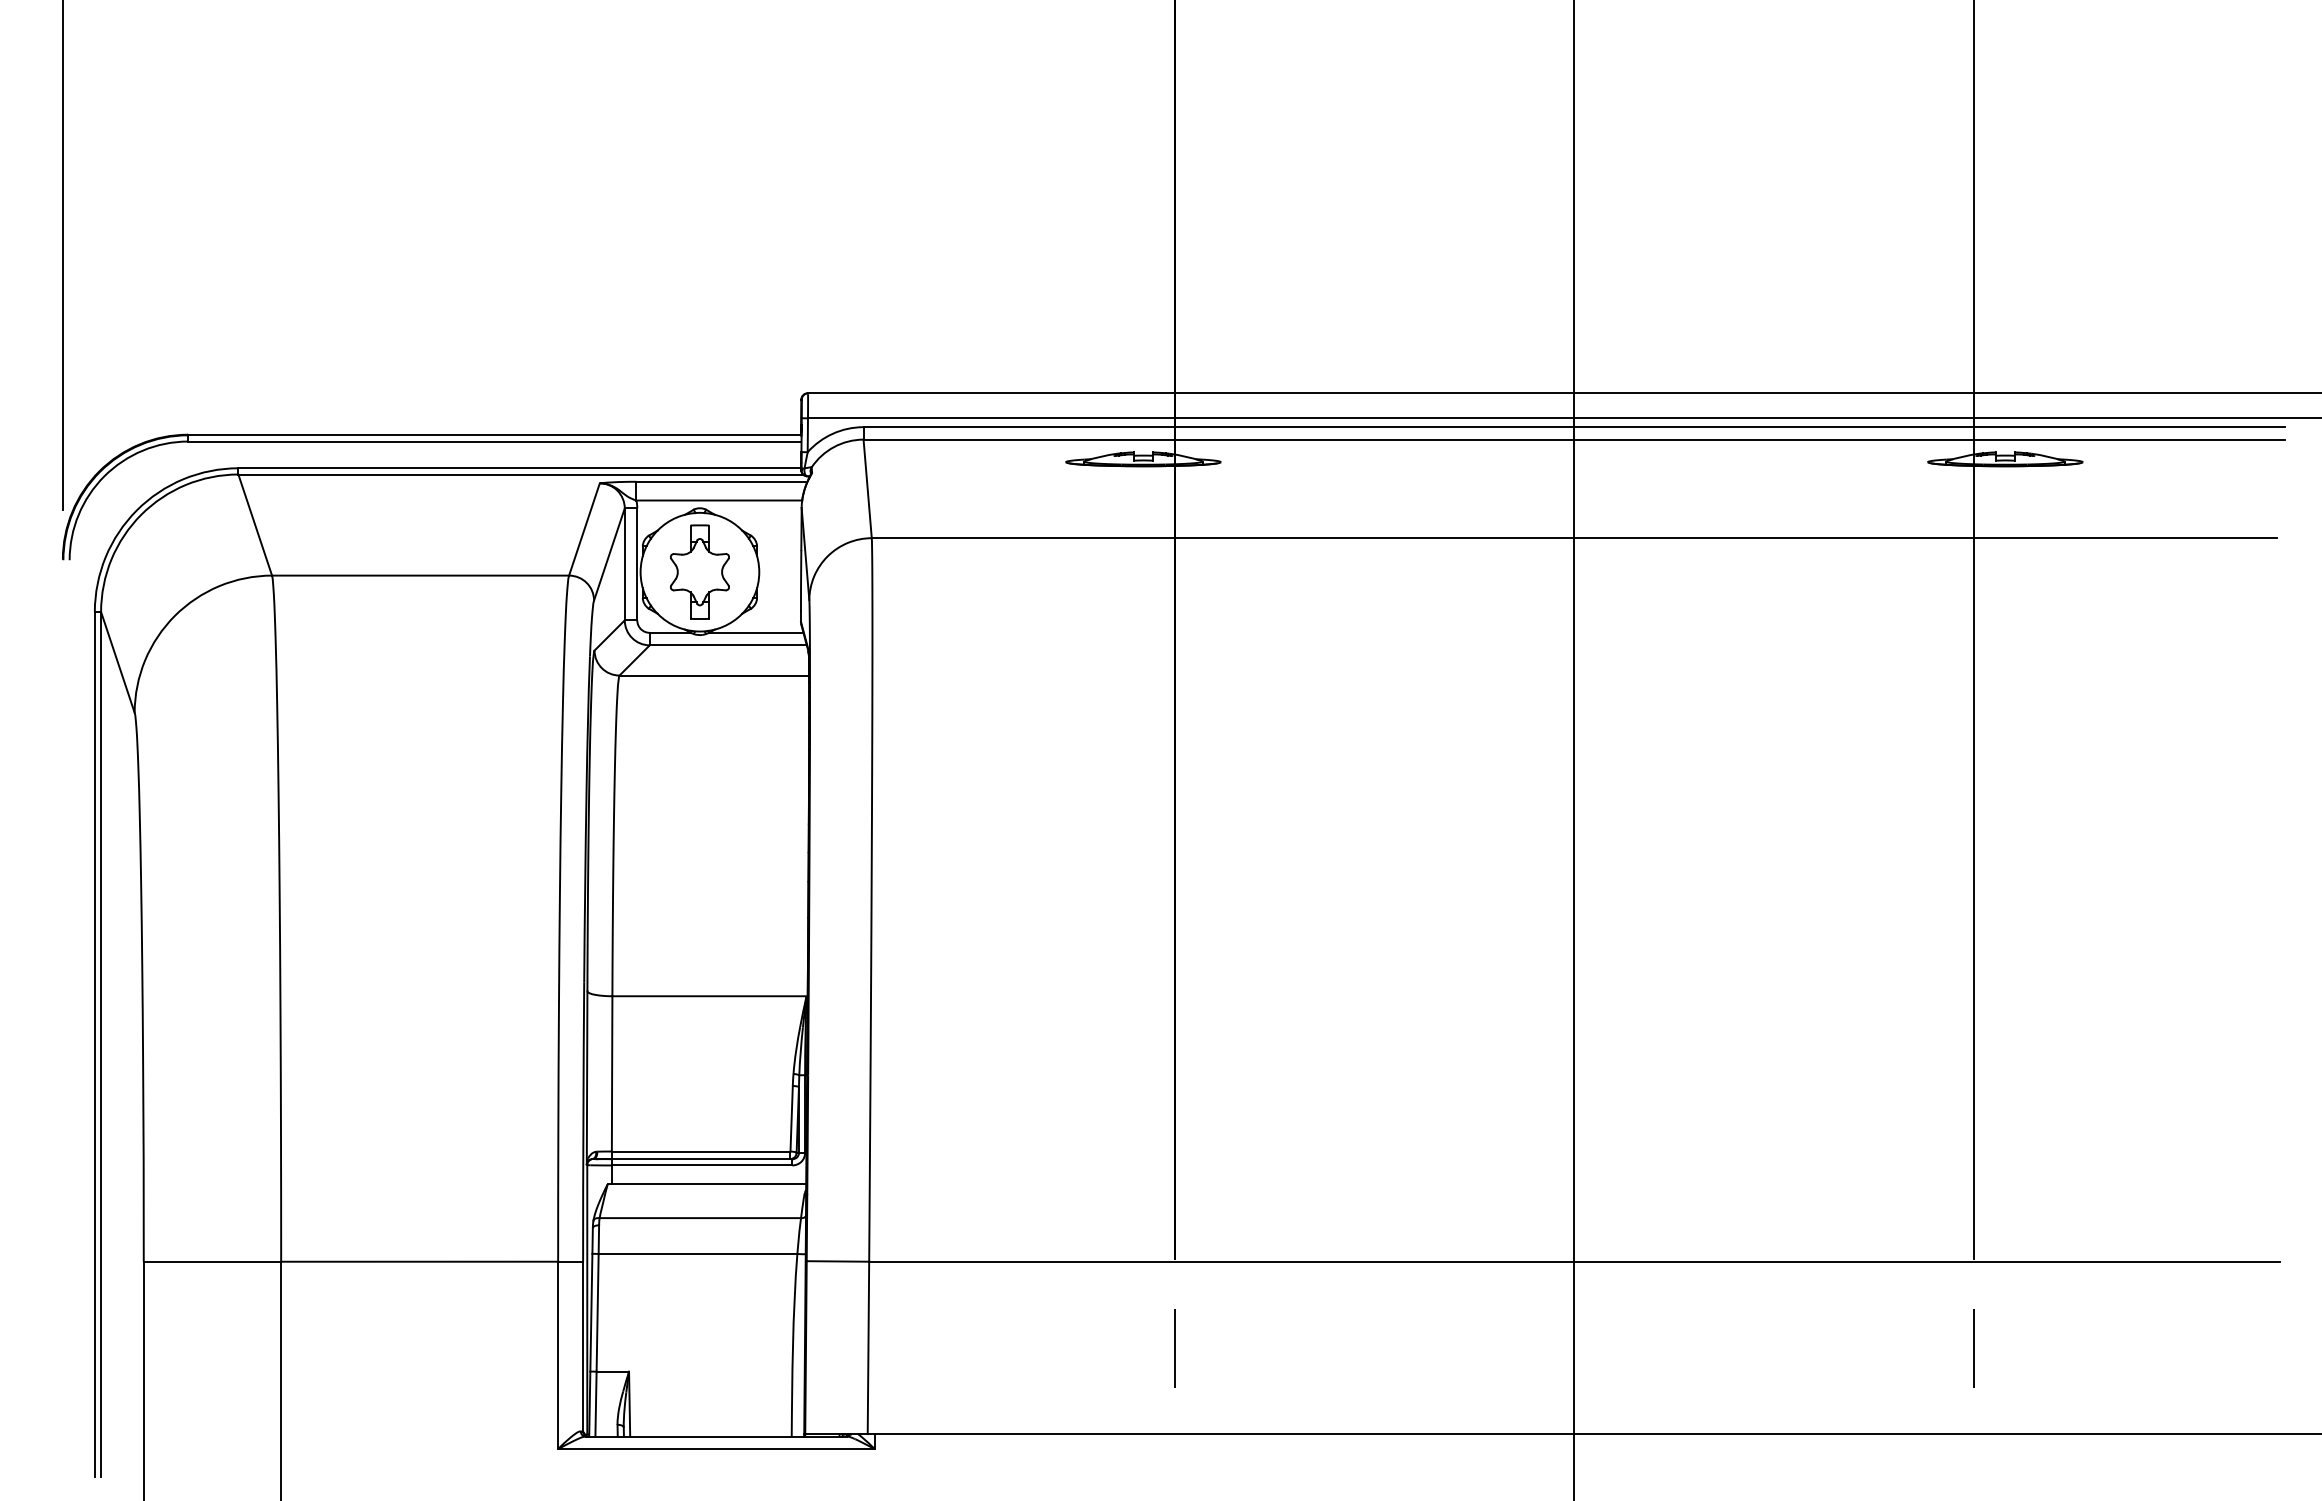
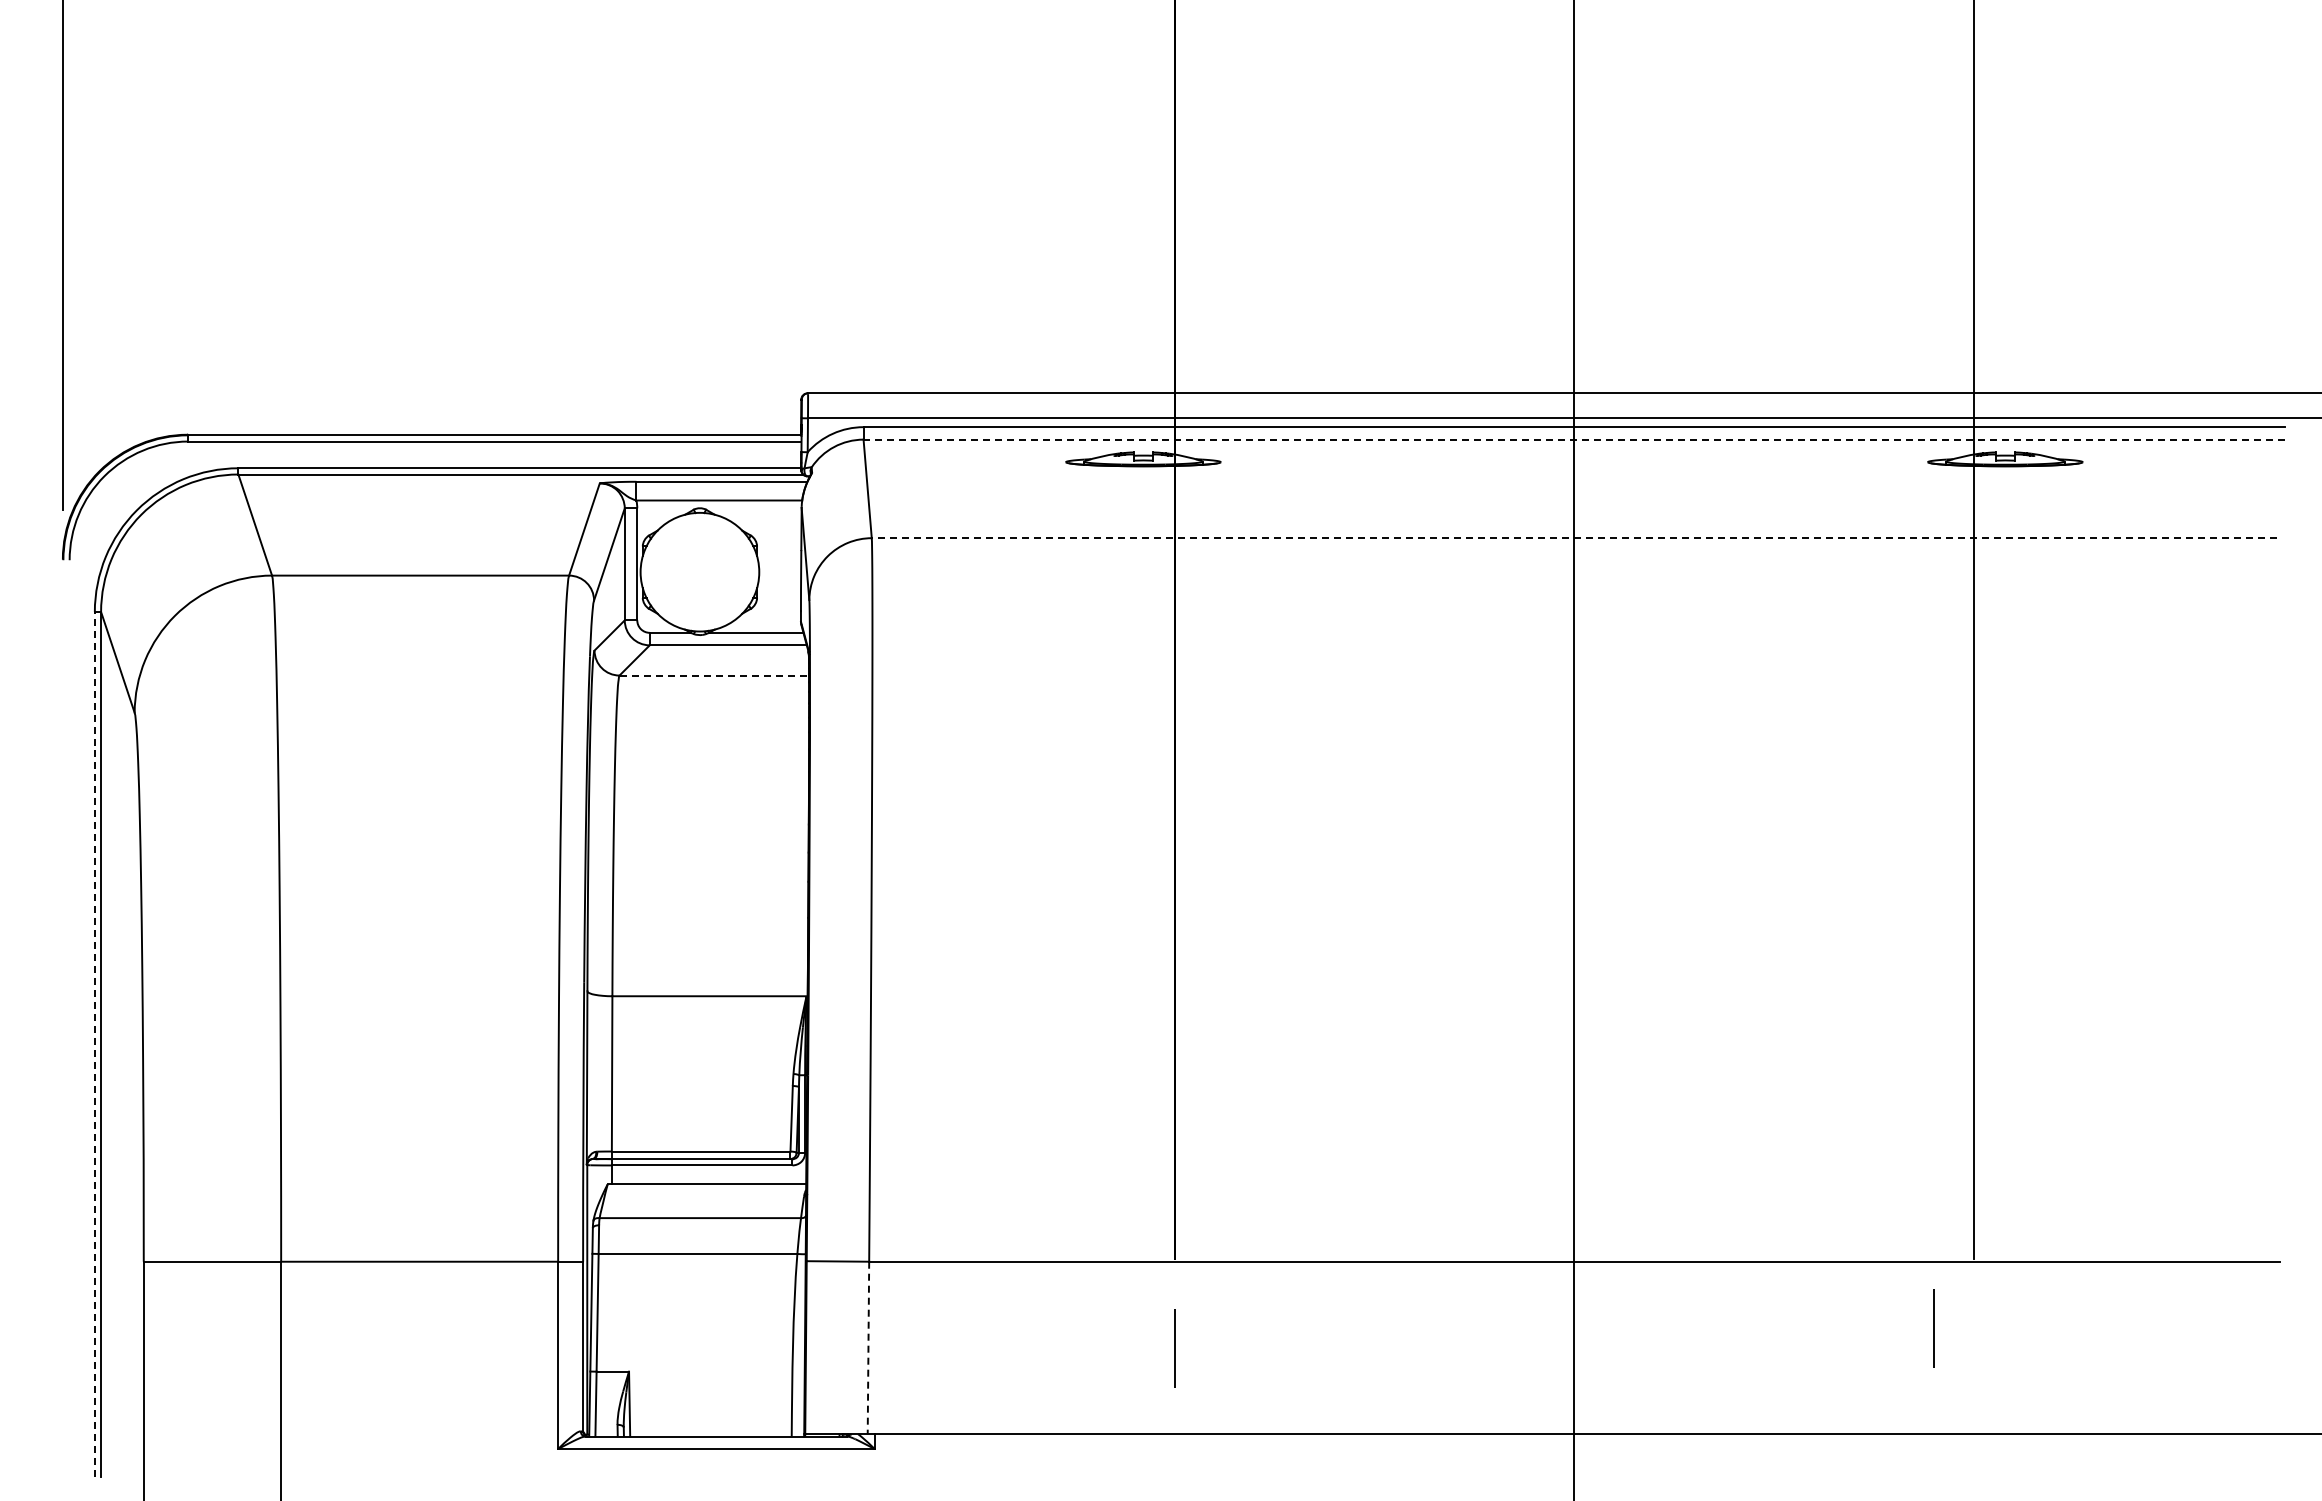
line: solid -> dashed (1574, 439)
line: solid -> dashed (1574, 538)
part: present -> none (699, 571)
line: solid -> dashed (714, 675)
line: solid -> dashed (94, 1044)
line: solid -> dashed (868, 1348)
line position: (1973, 1348) -> (1933, 1328) (1933, 1328)
